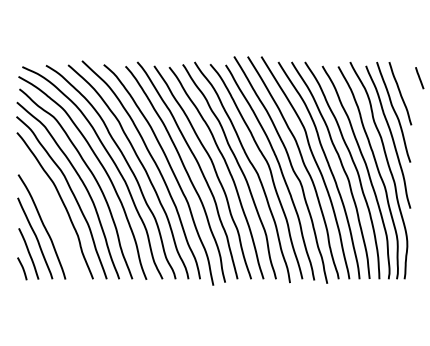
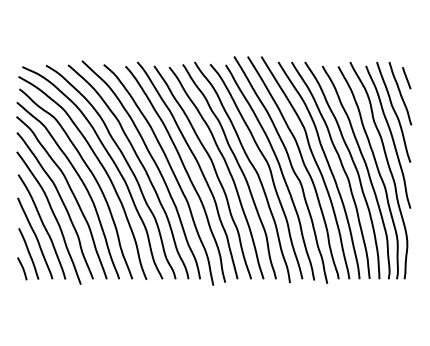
line position: (419, 78) -> (406, 78) (406, 78)
curve: none -> present (53, 215)
